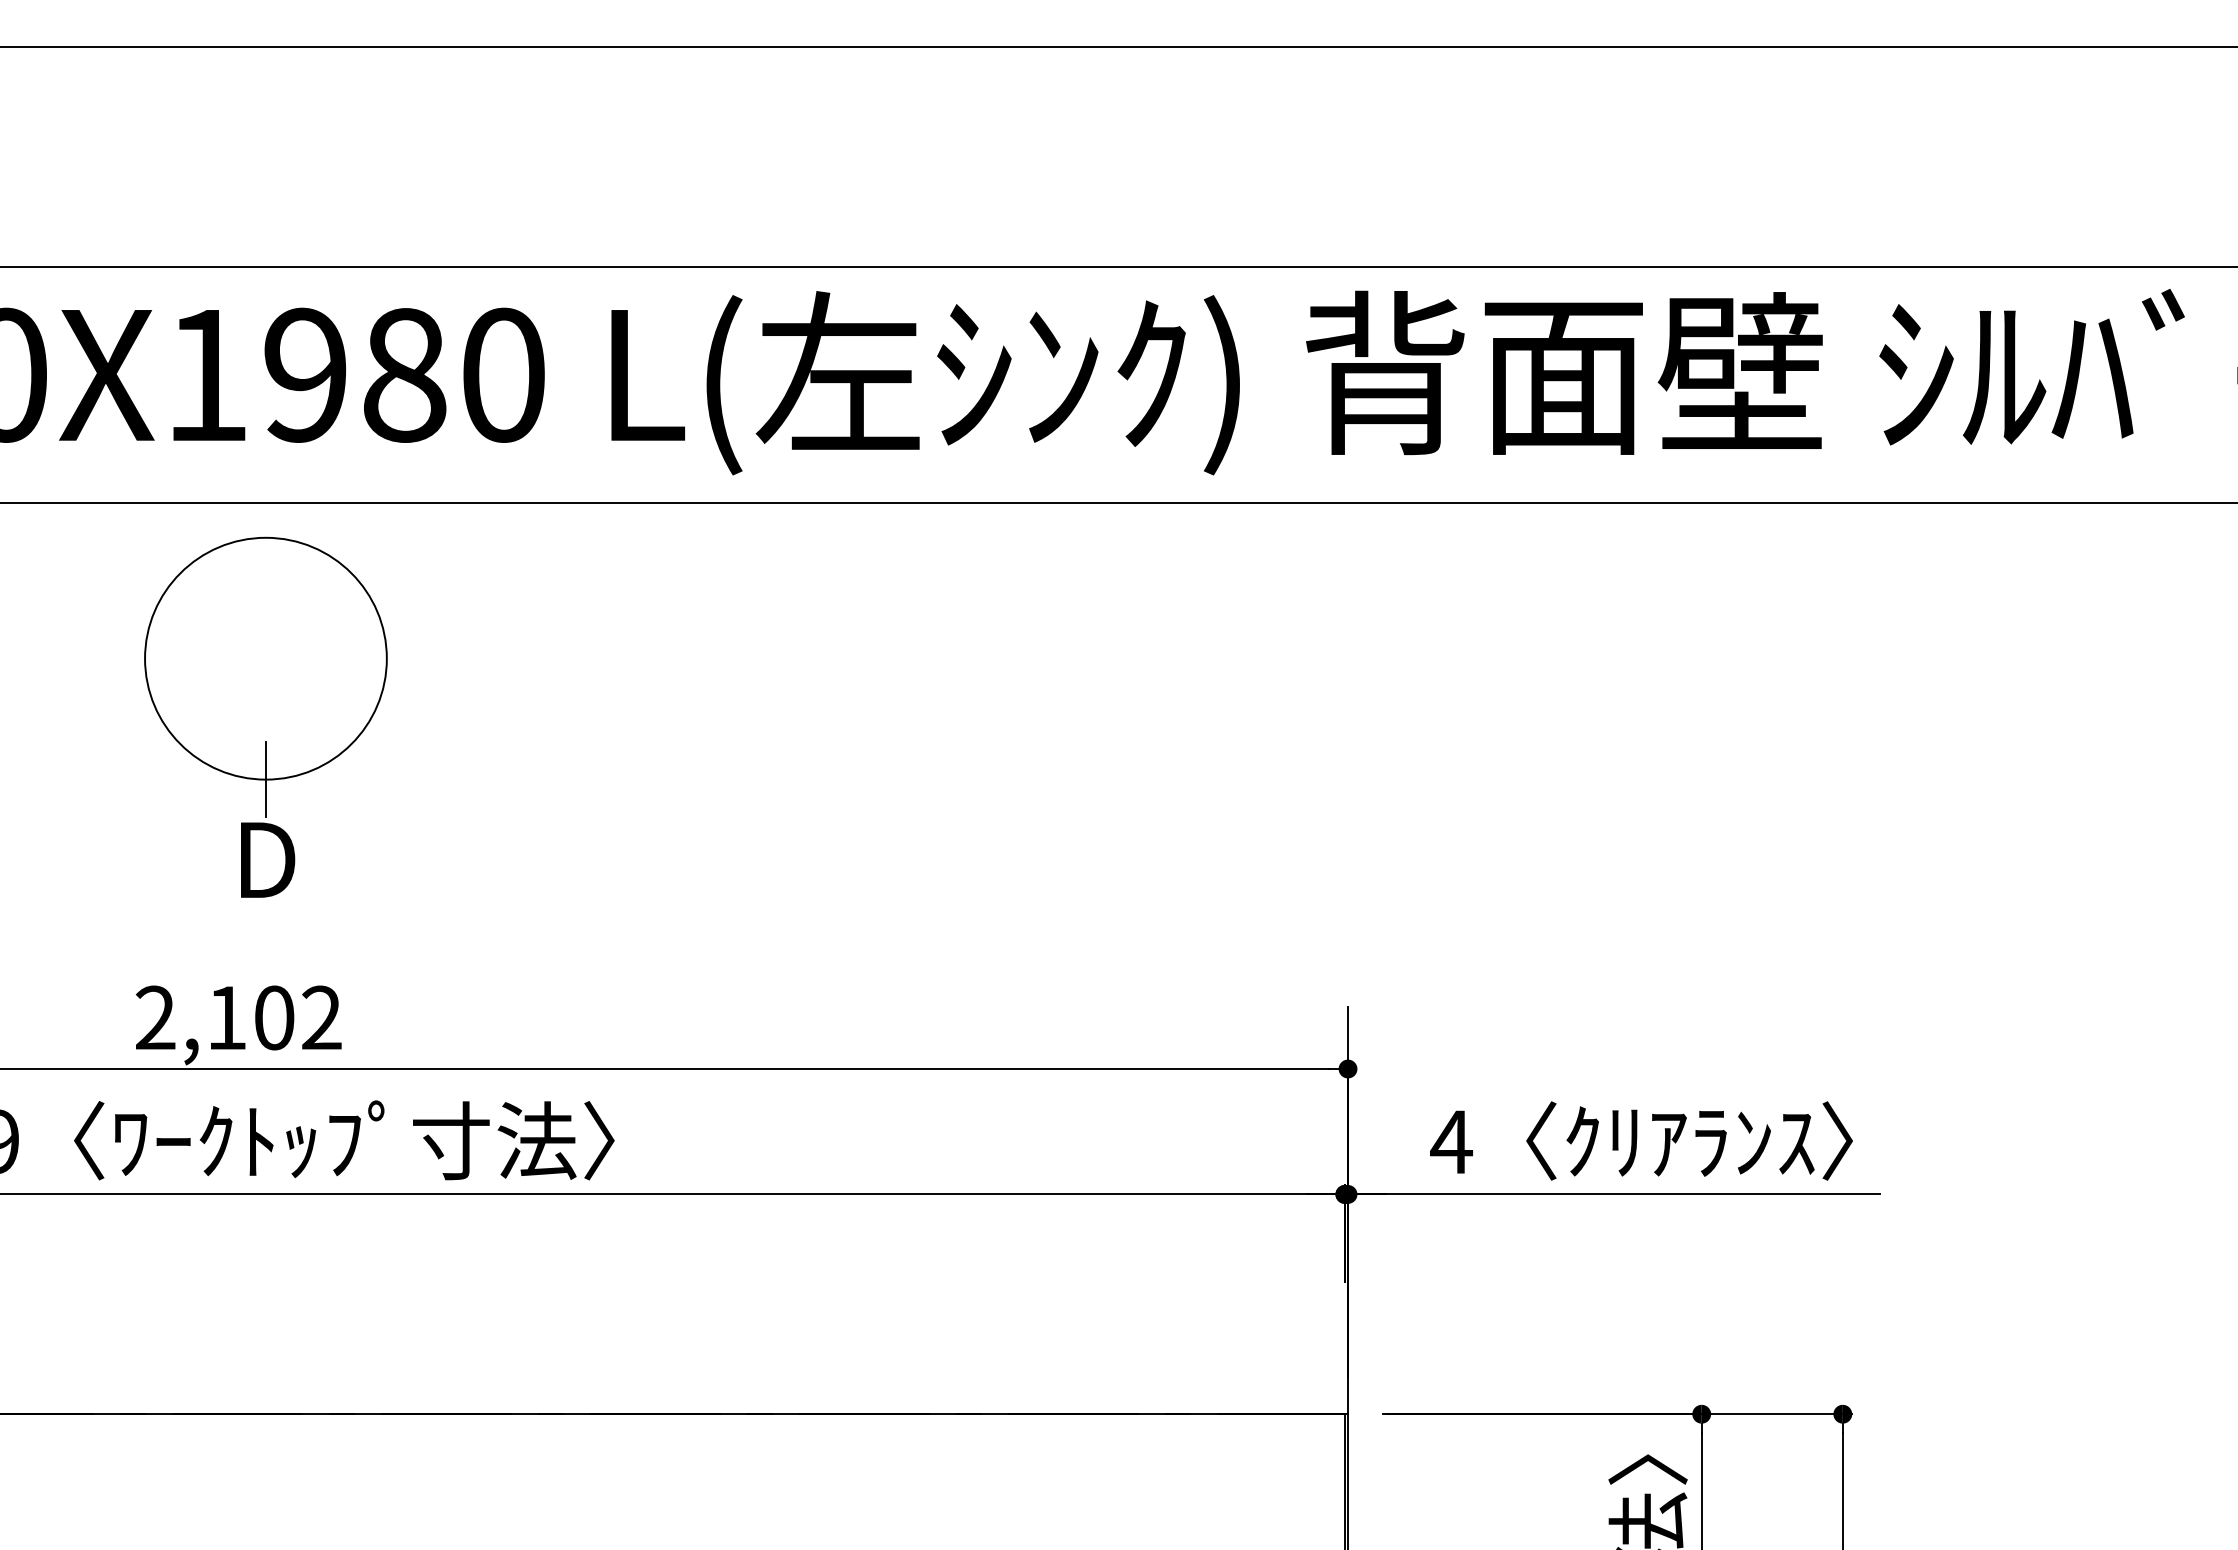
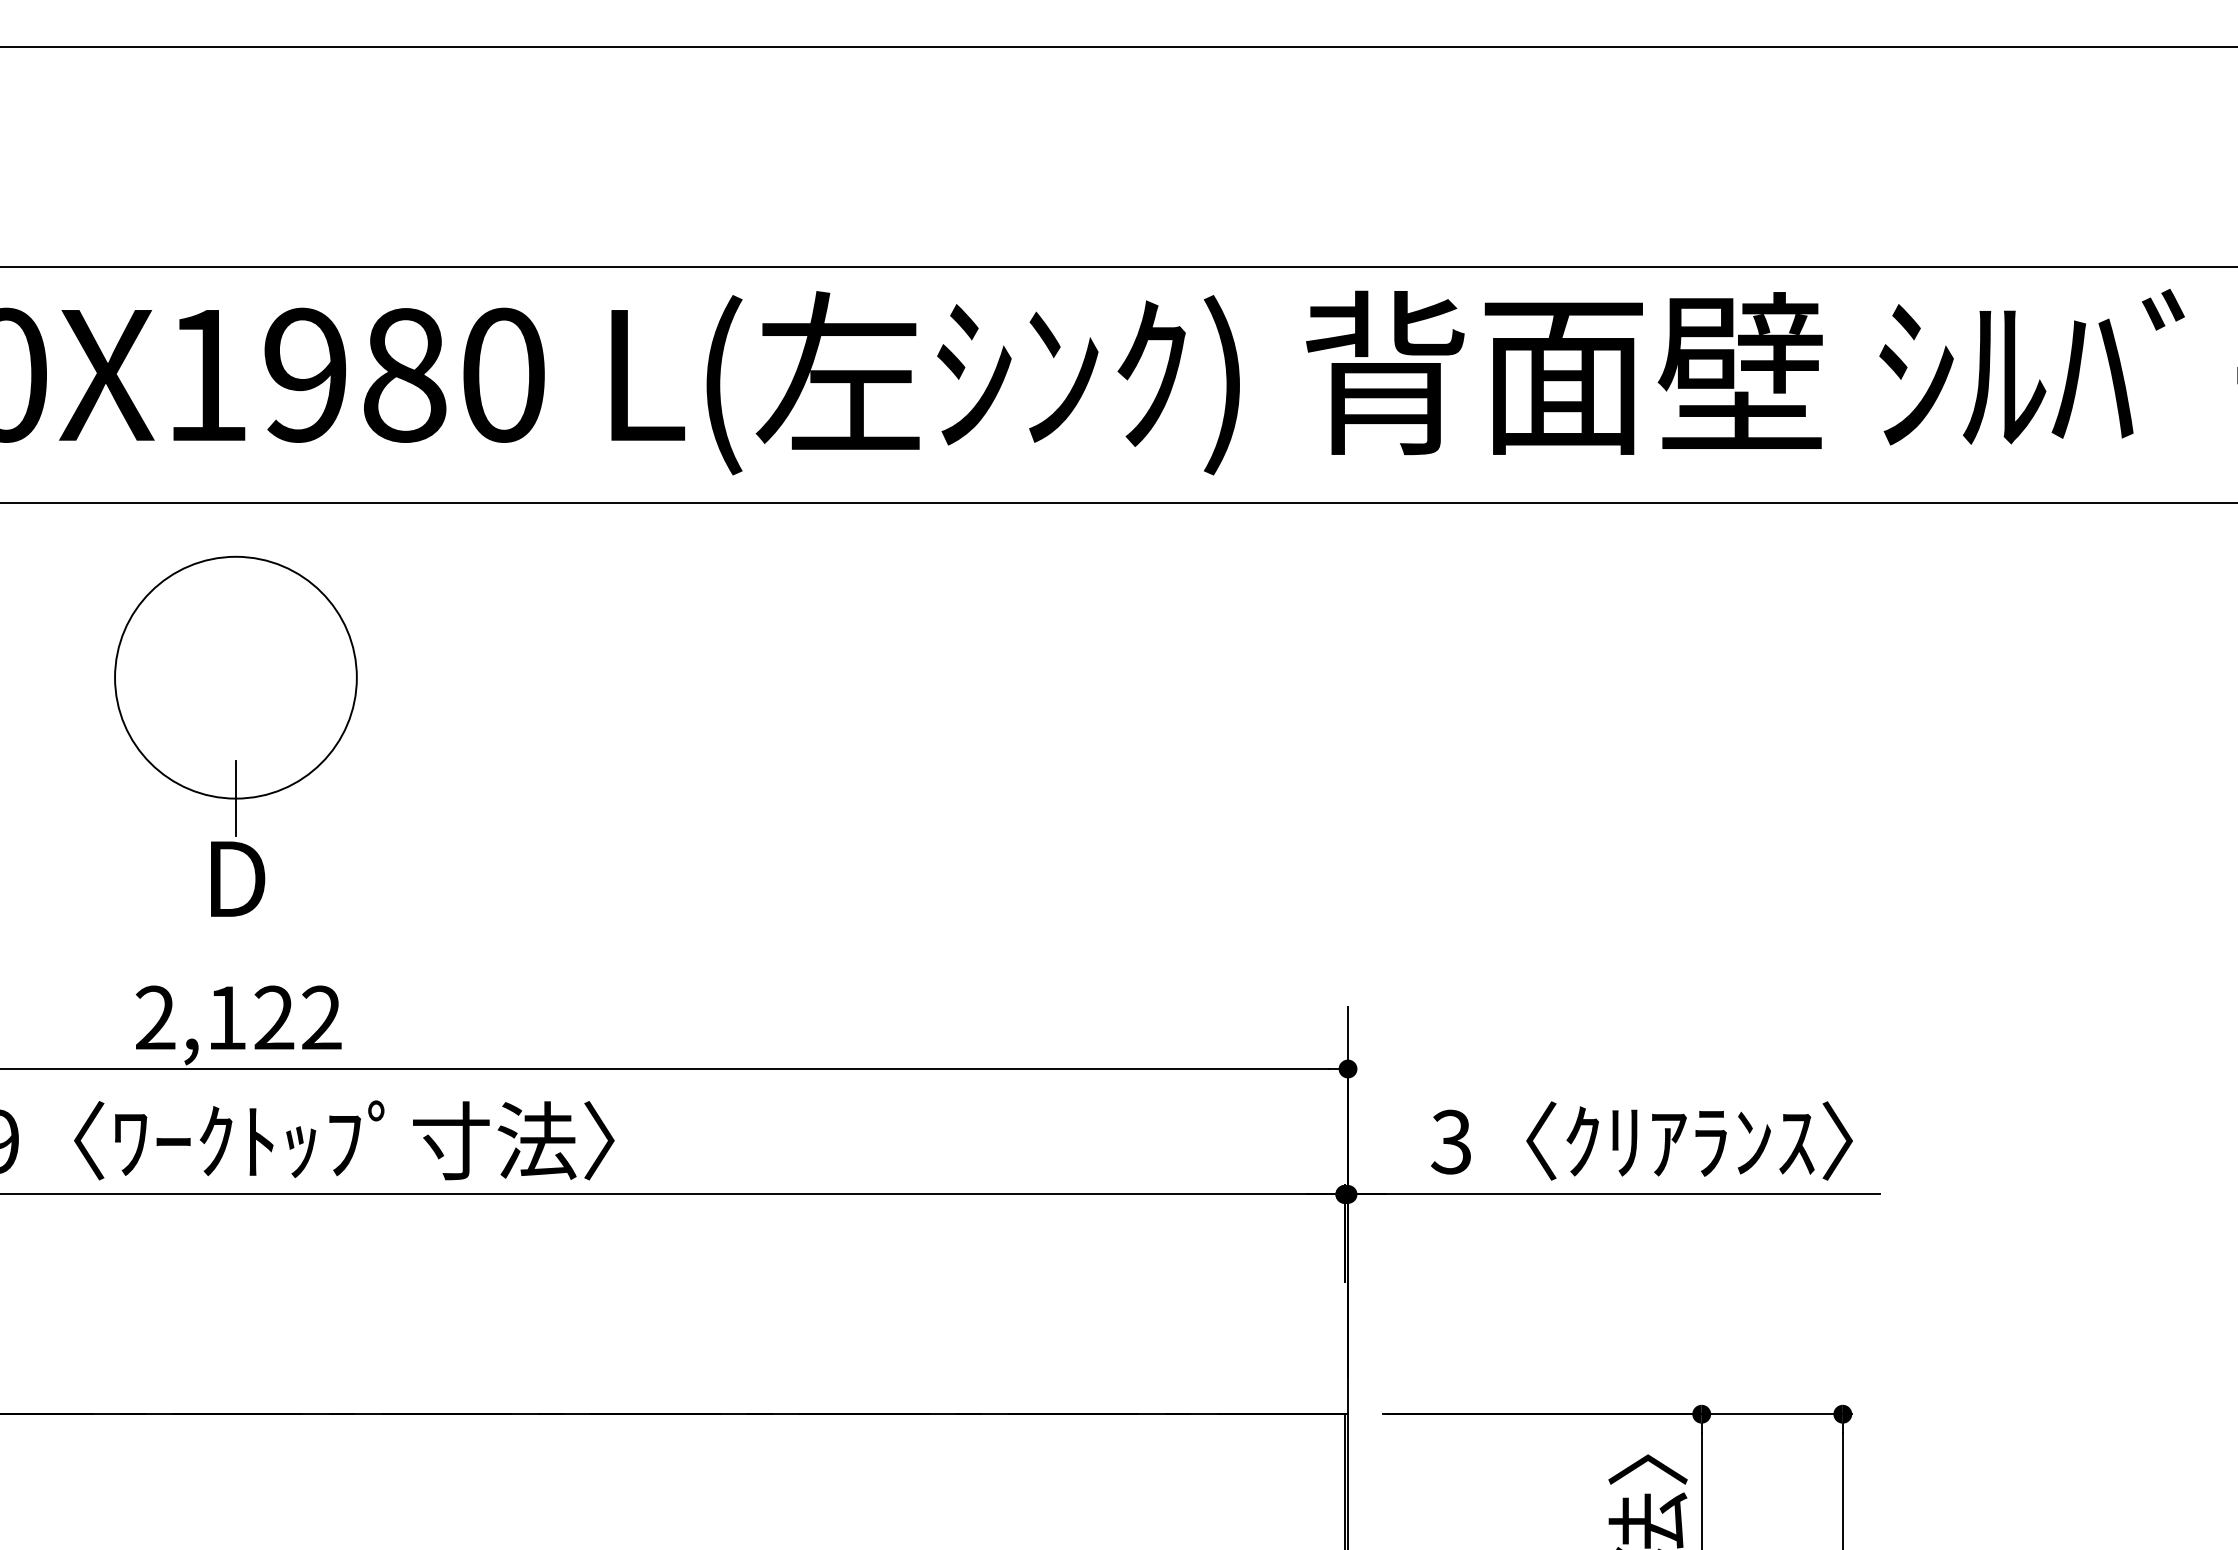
part position: (265, 716) -> (235, 735) (235, 735)
text: 2,102 -> 2,122 (274, 1017)
text: 4 -> 3 (1451, 1141)
